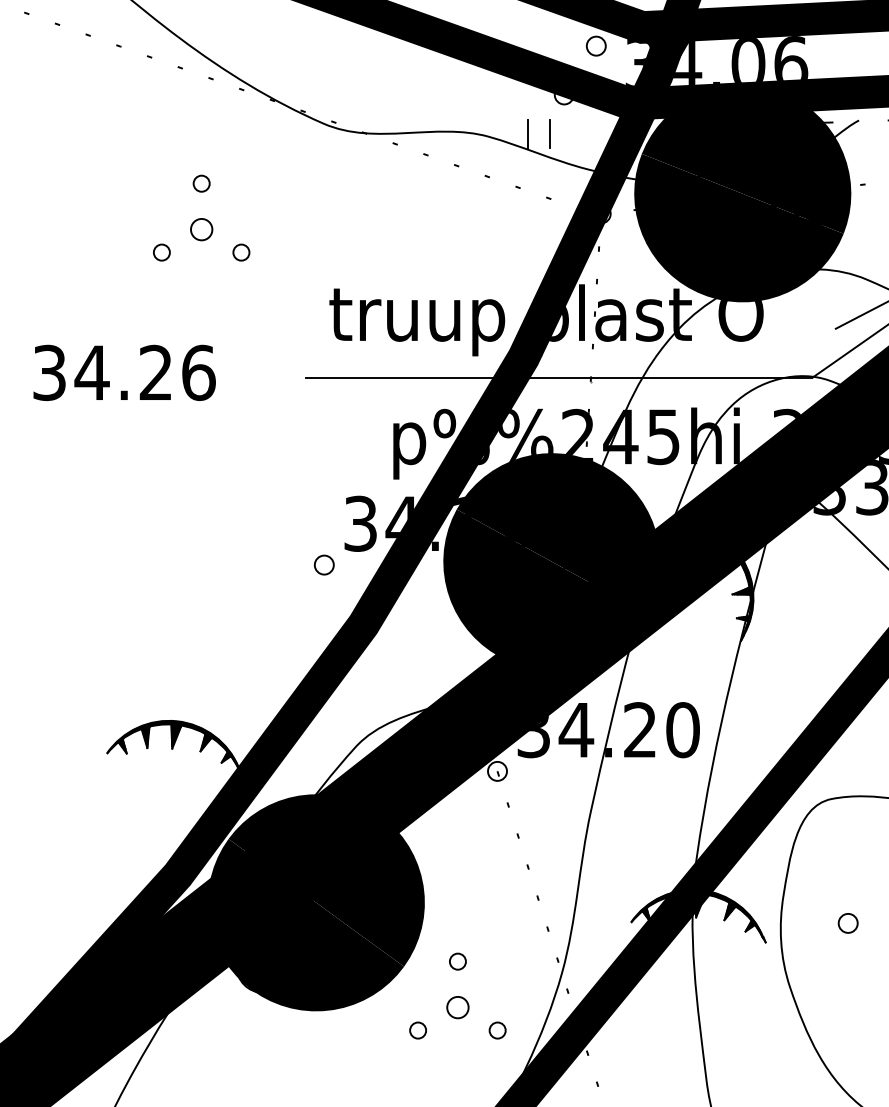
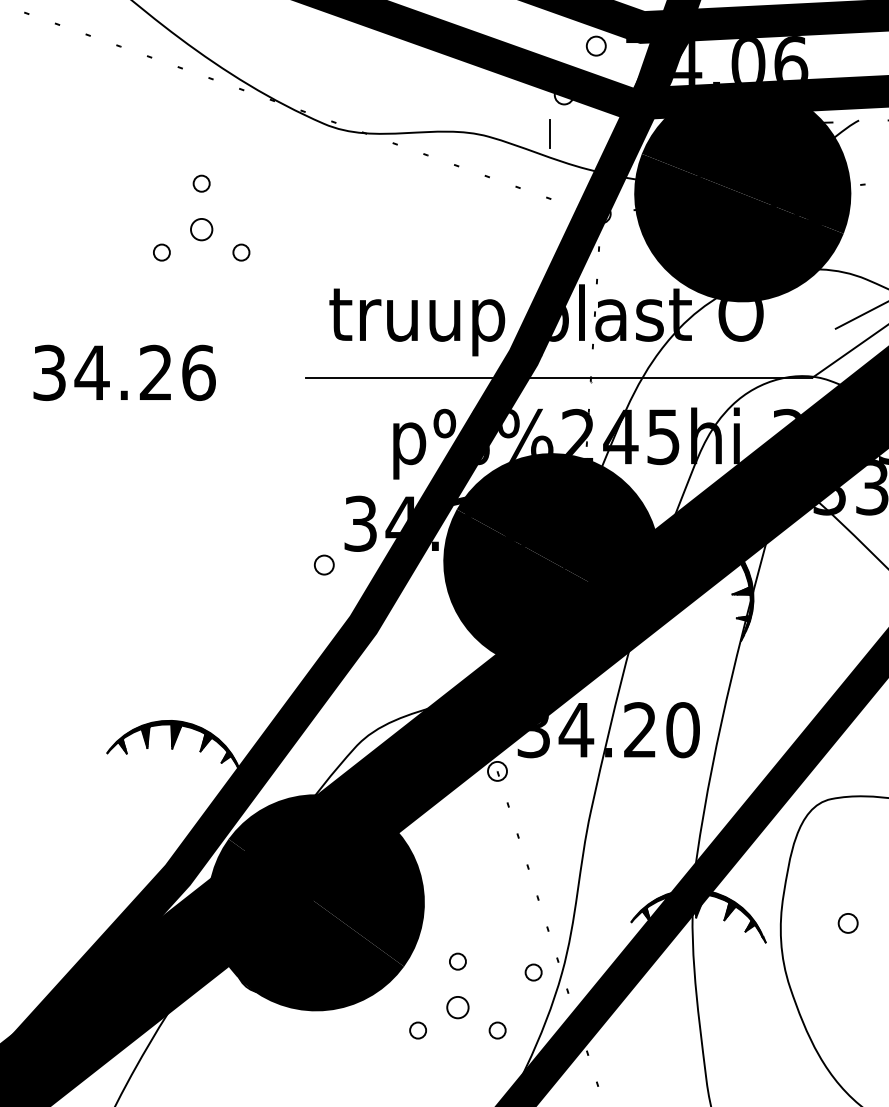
text: 34.06 -> 74.06 (637, 63)
line: present -> none (527, 133)
circle: none -> present (533, 972)
